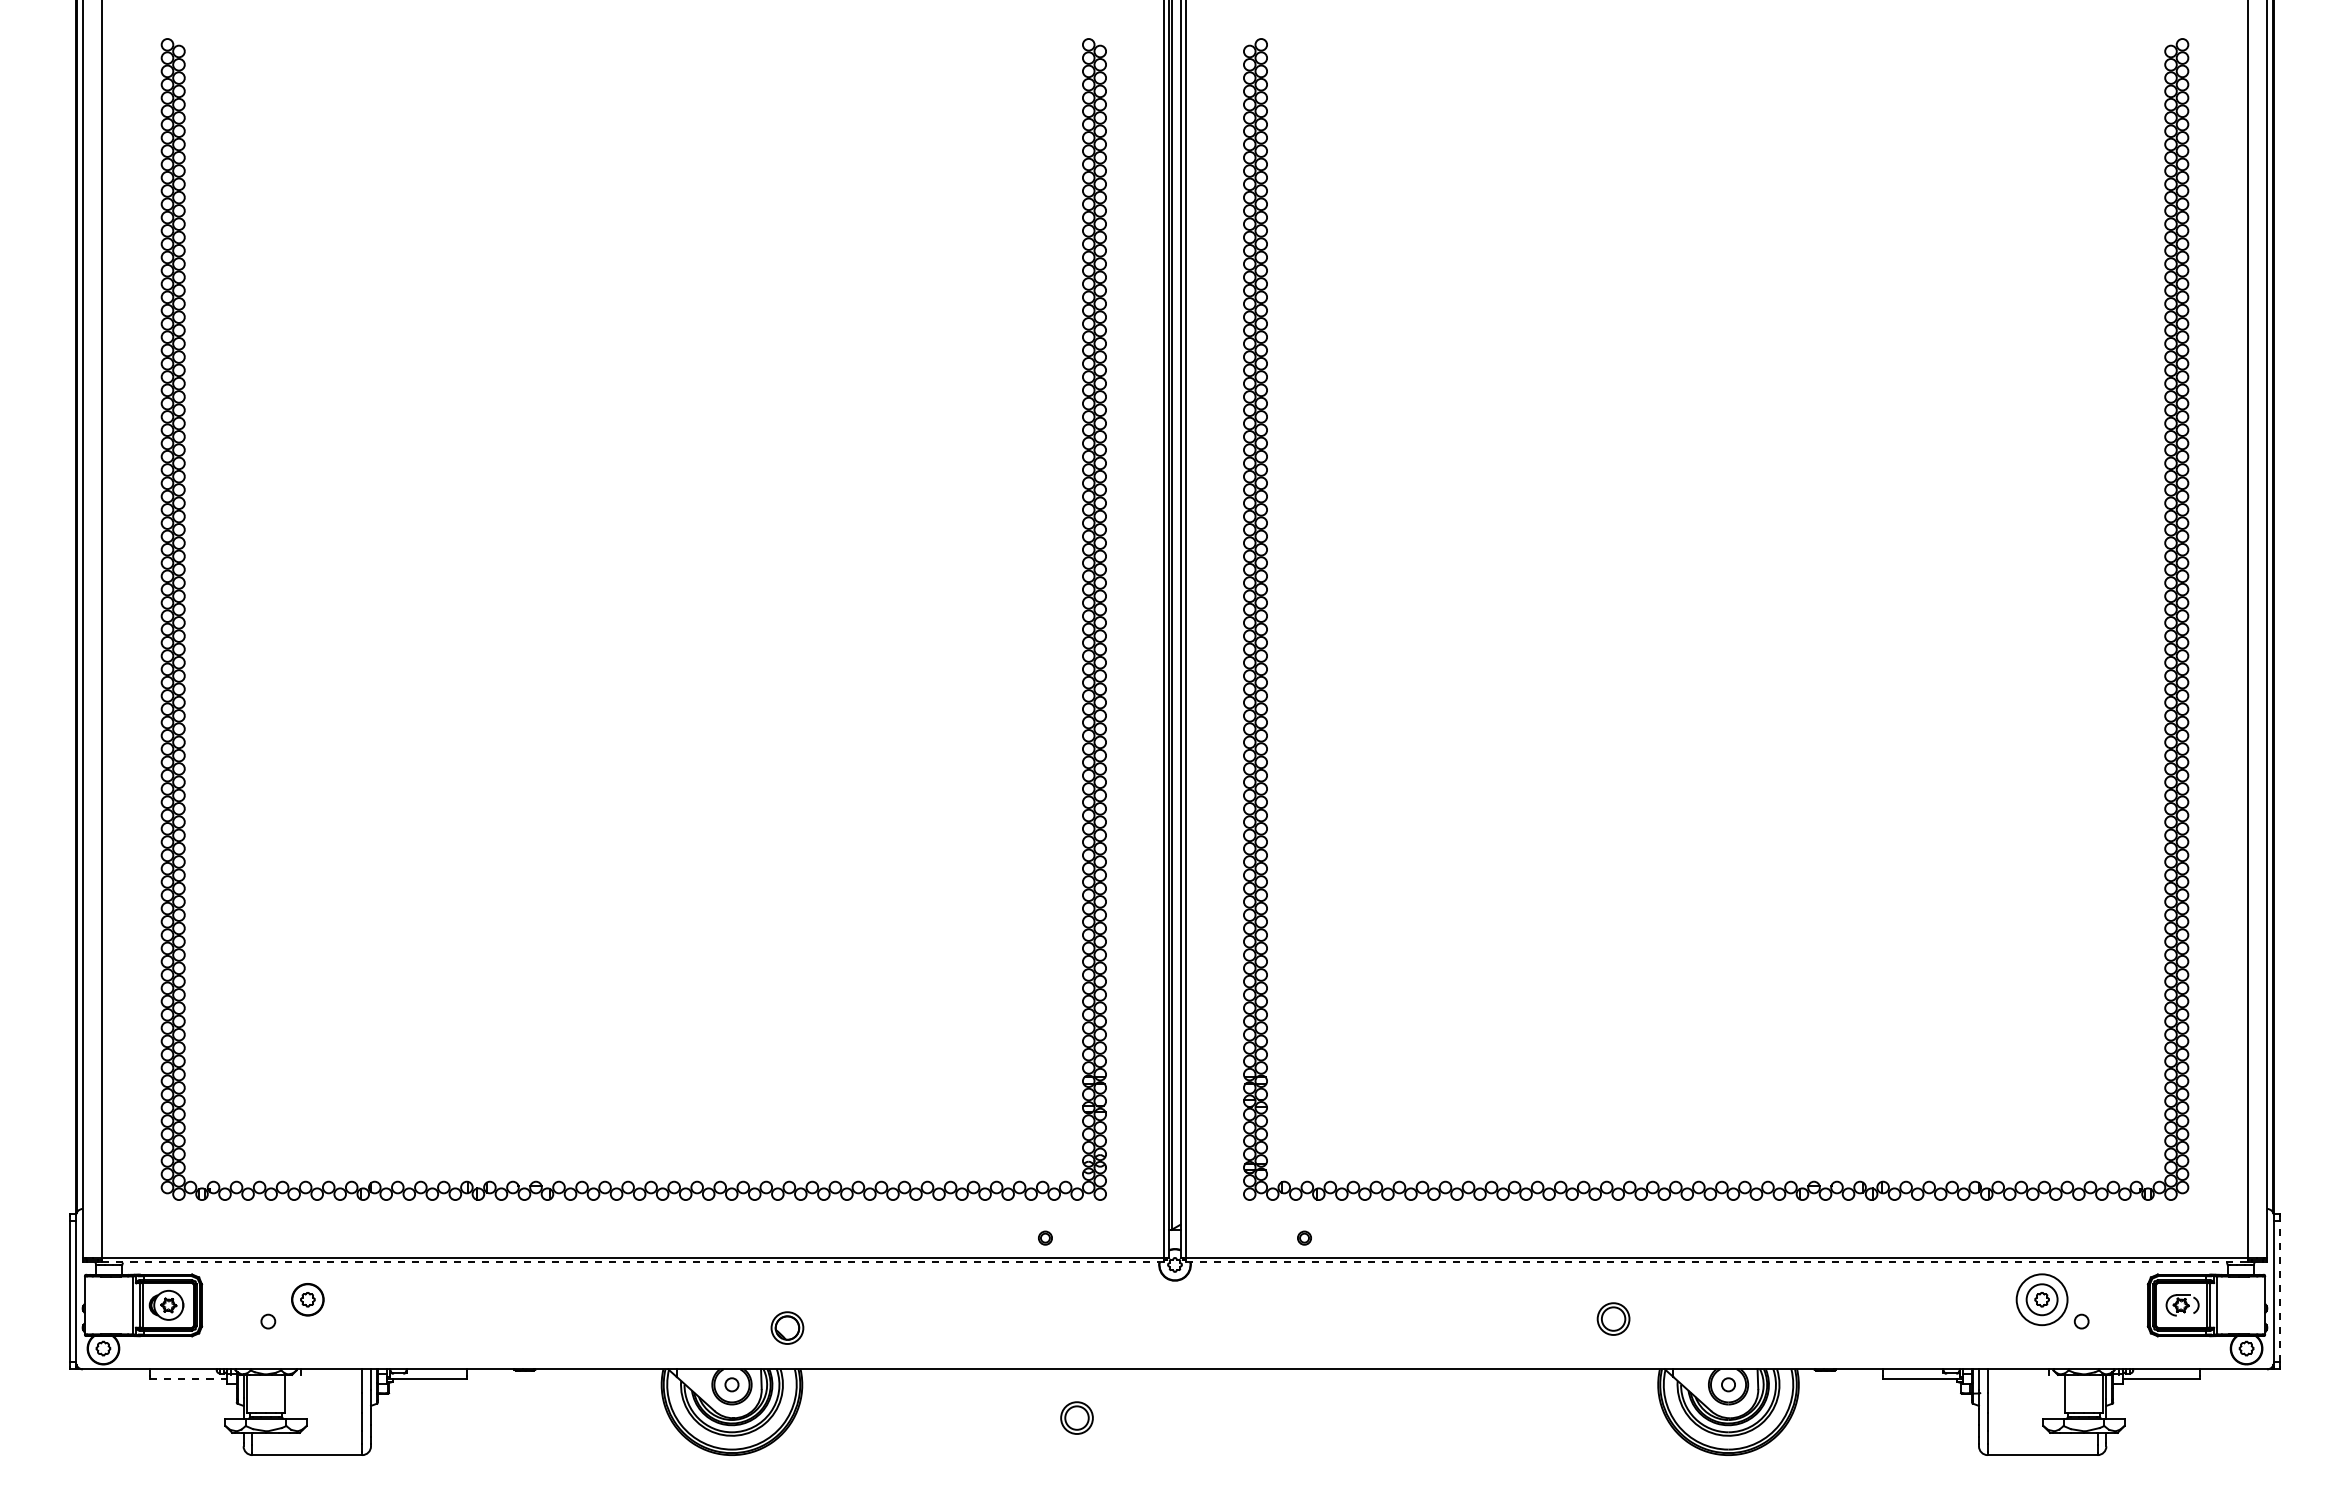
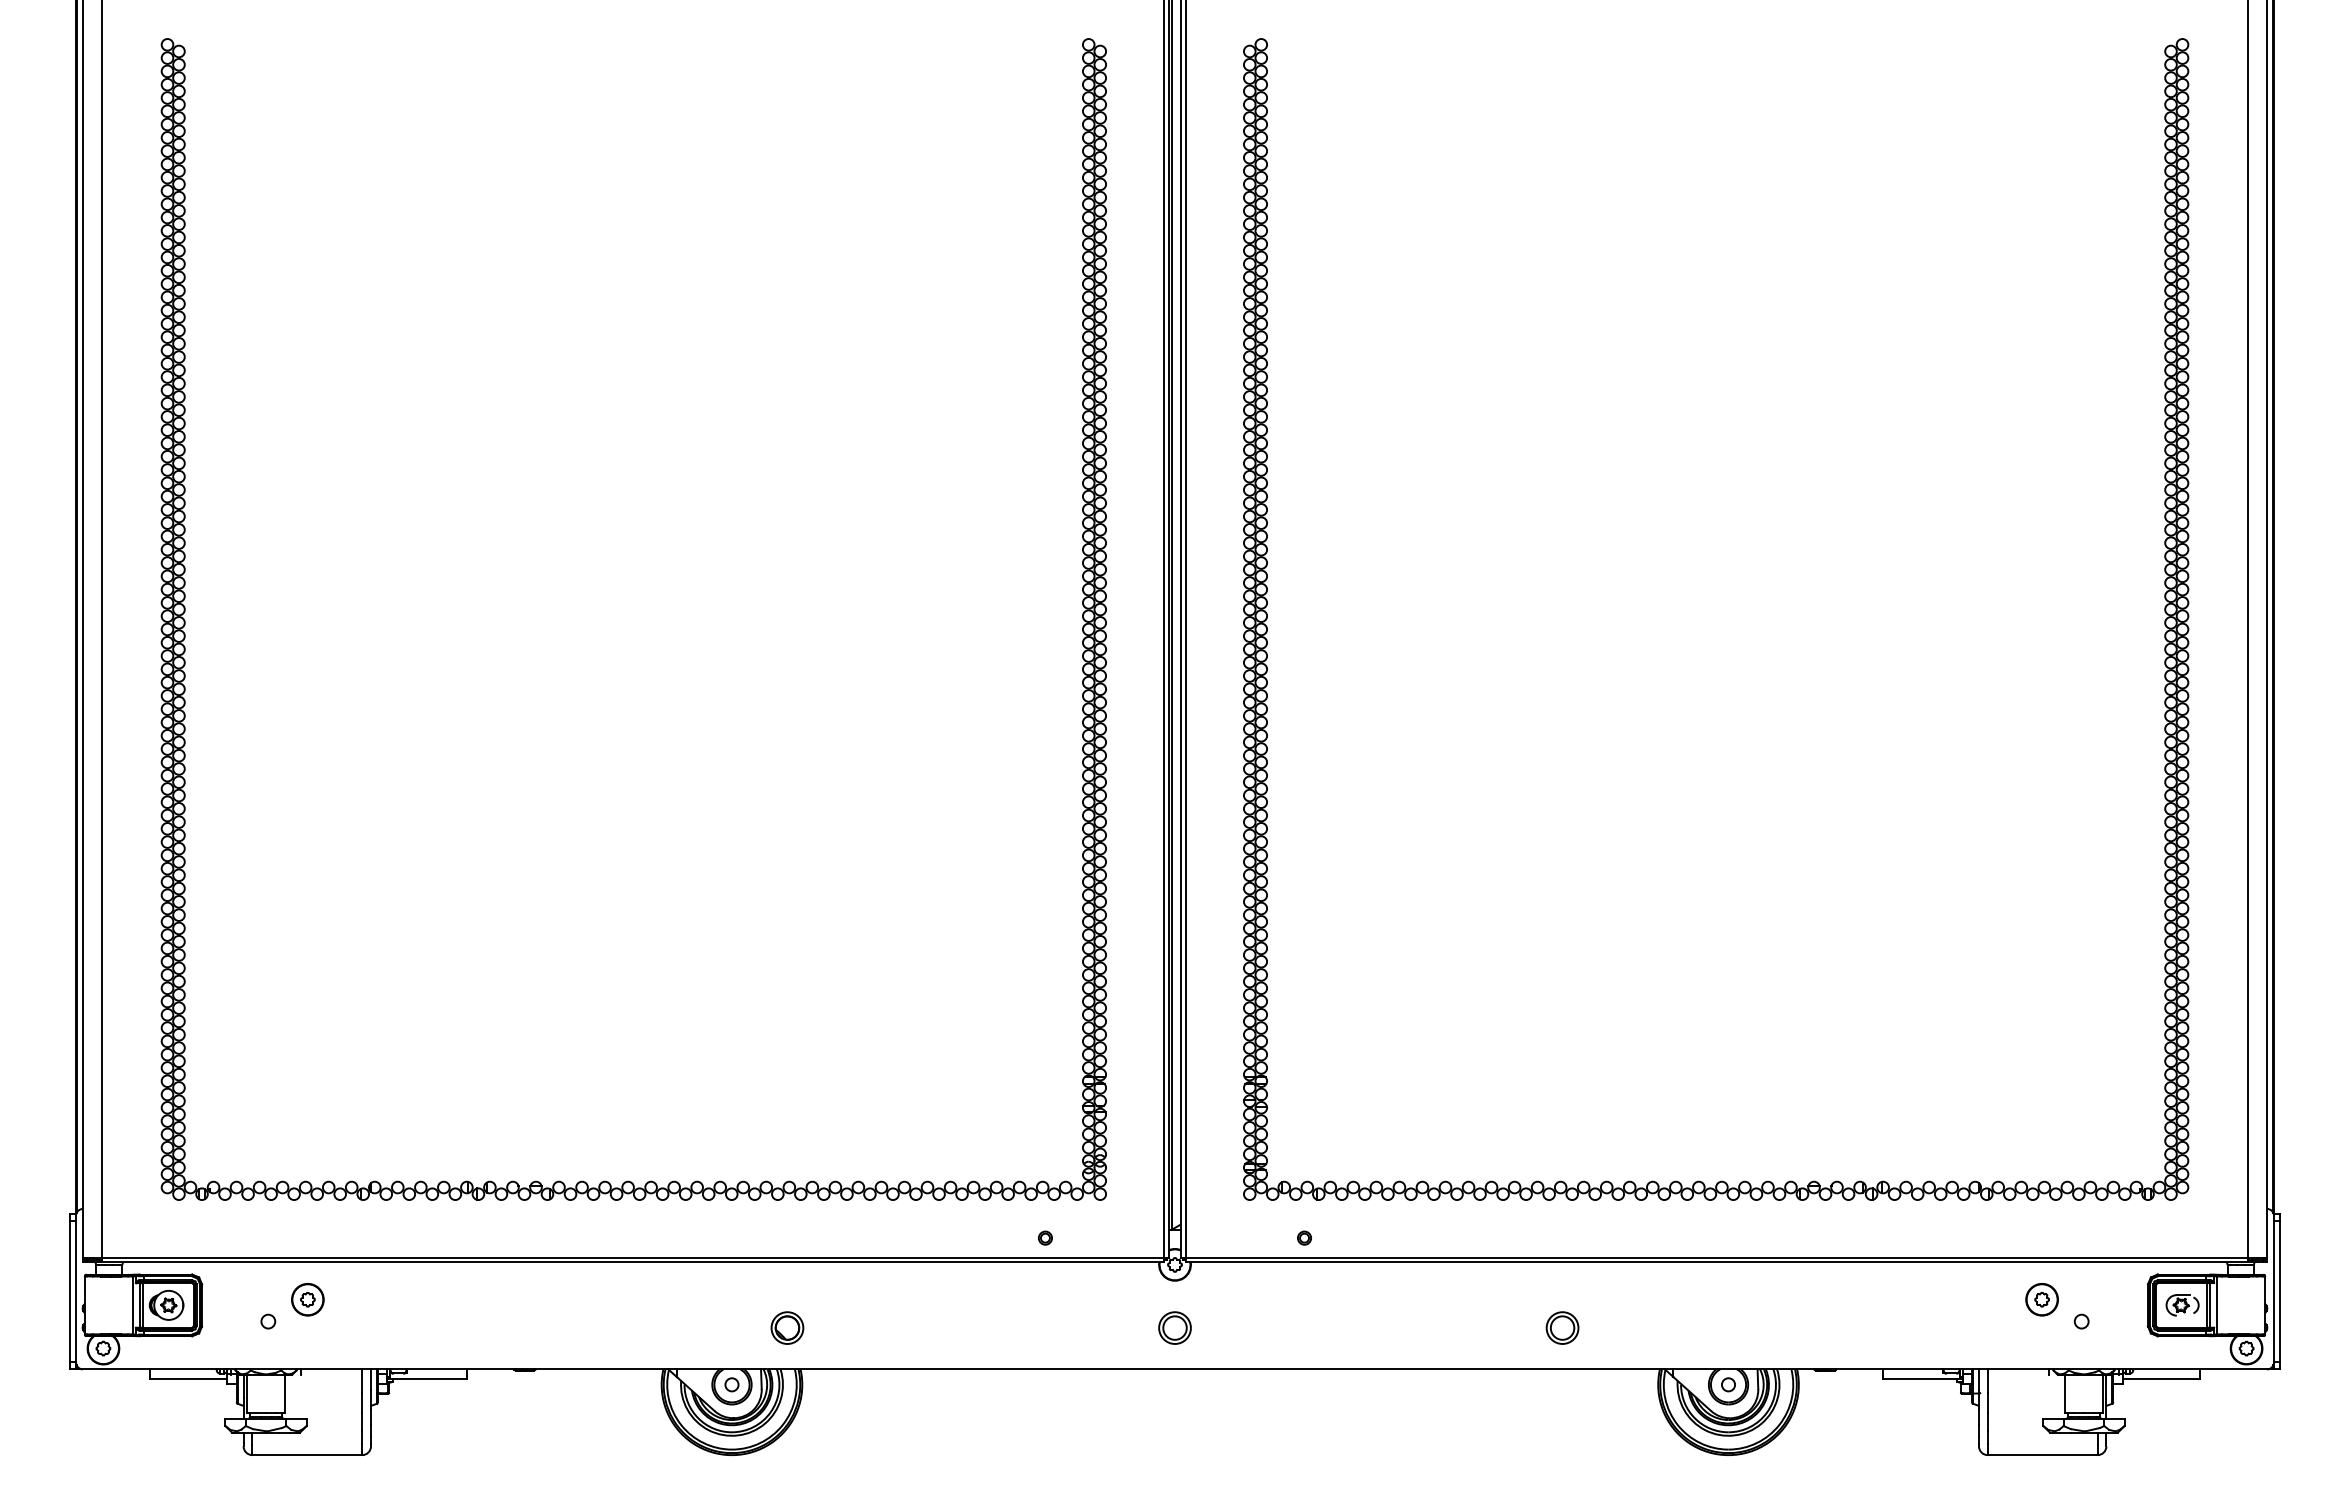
line: dashed -> solid (633, 1262)
line: dashed -> solid (1717, 1262)
line: dashed -> solid (2279, 1291)
circle diameter: 51 px -> 32 px (2042, 1299)
part position: (1613, 1318) -> (1562, 1327) (1562, 1327)
line: dashed -> solid (189, 1379)
part position: (1076, 1417) -> (1174, 1327) (1174, 1327)
